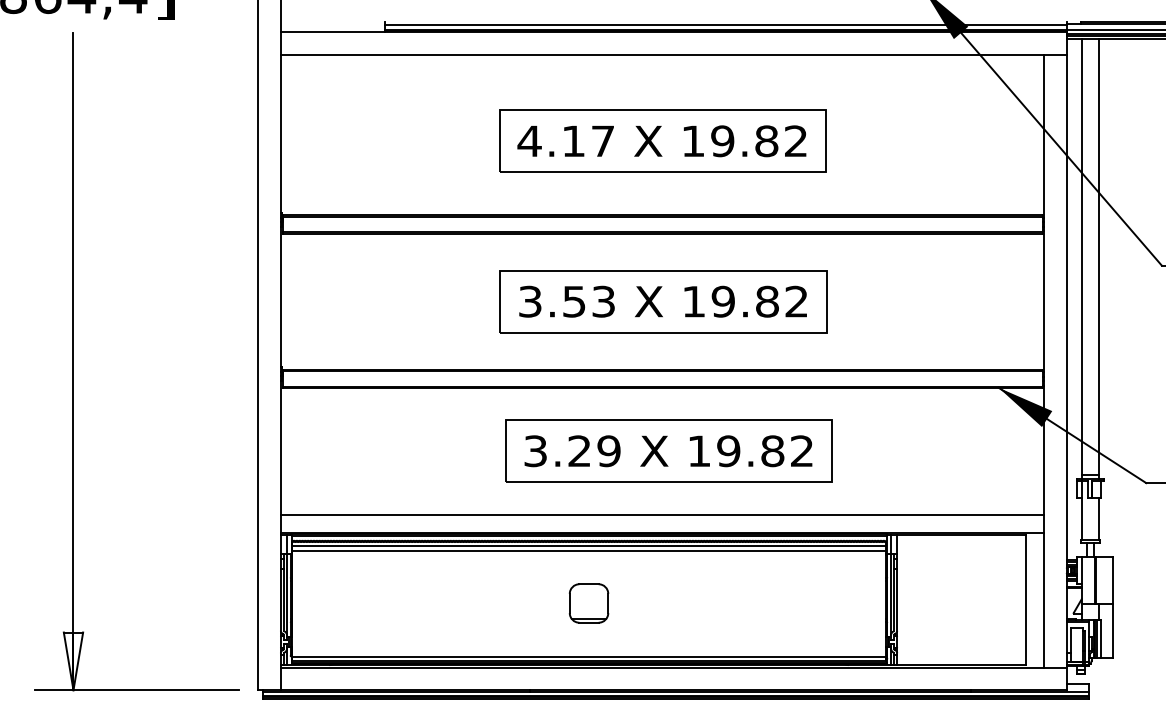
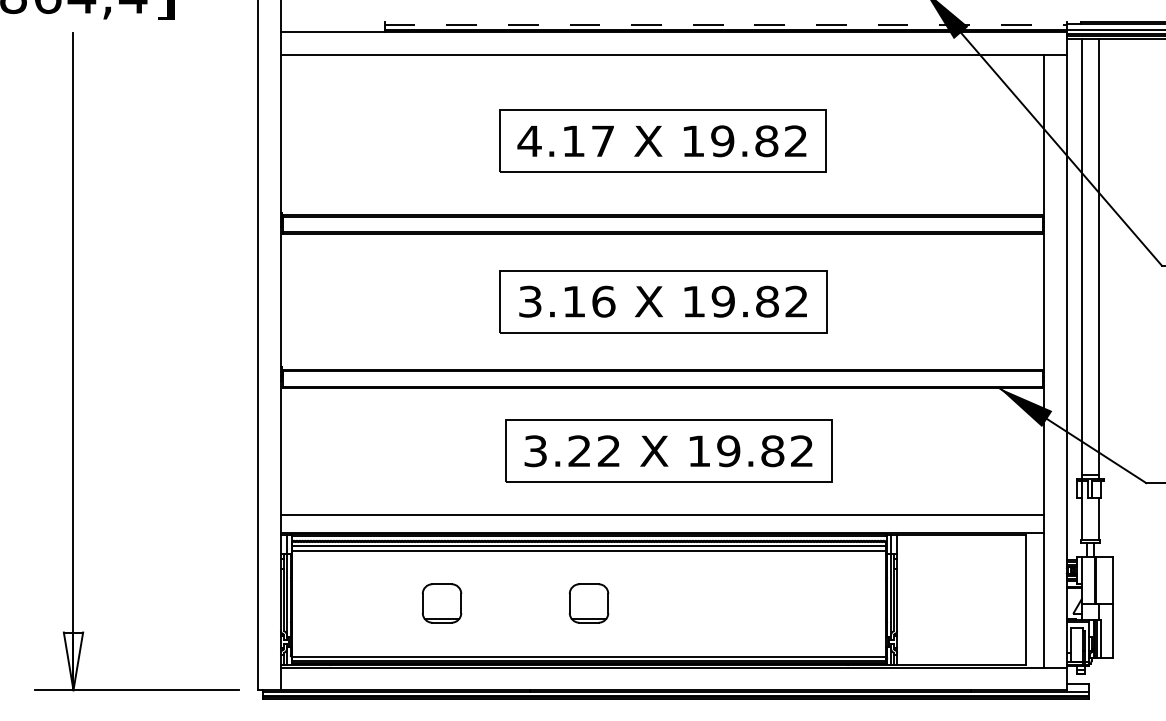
line: solid -> dashed (726, 25)
text: 3.53 -> 3.16 (589, 301)
text: 3.29 -> 3.22 (608, 451)
part: none -> present (441, 603)
